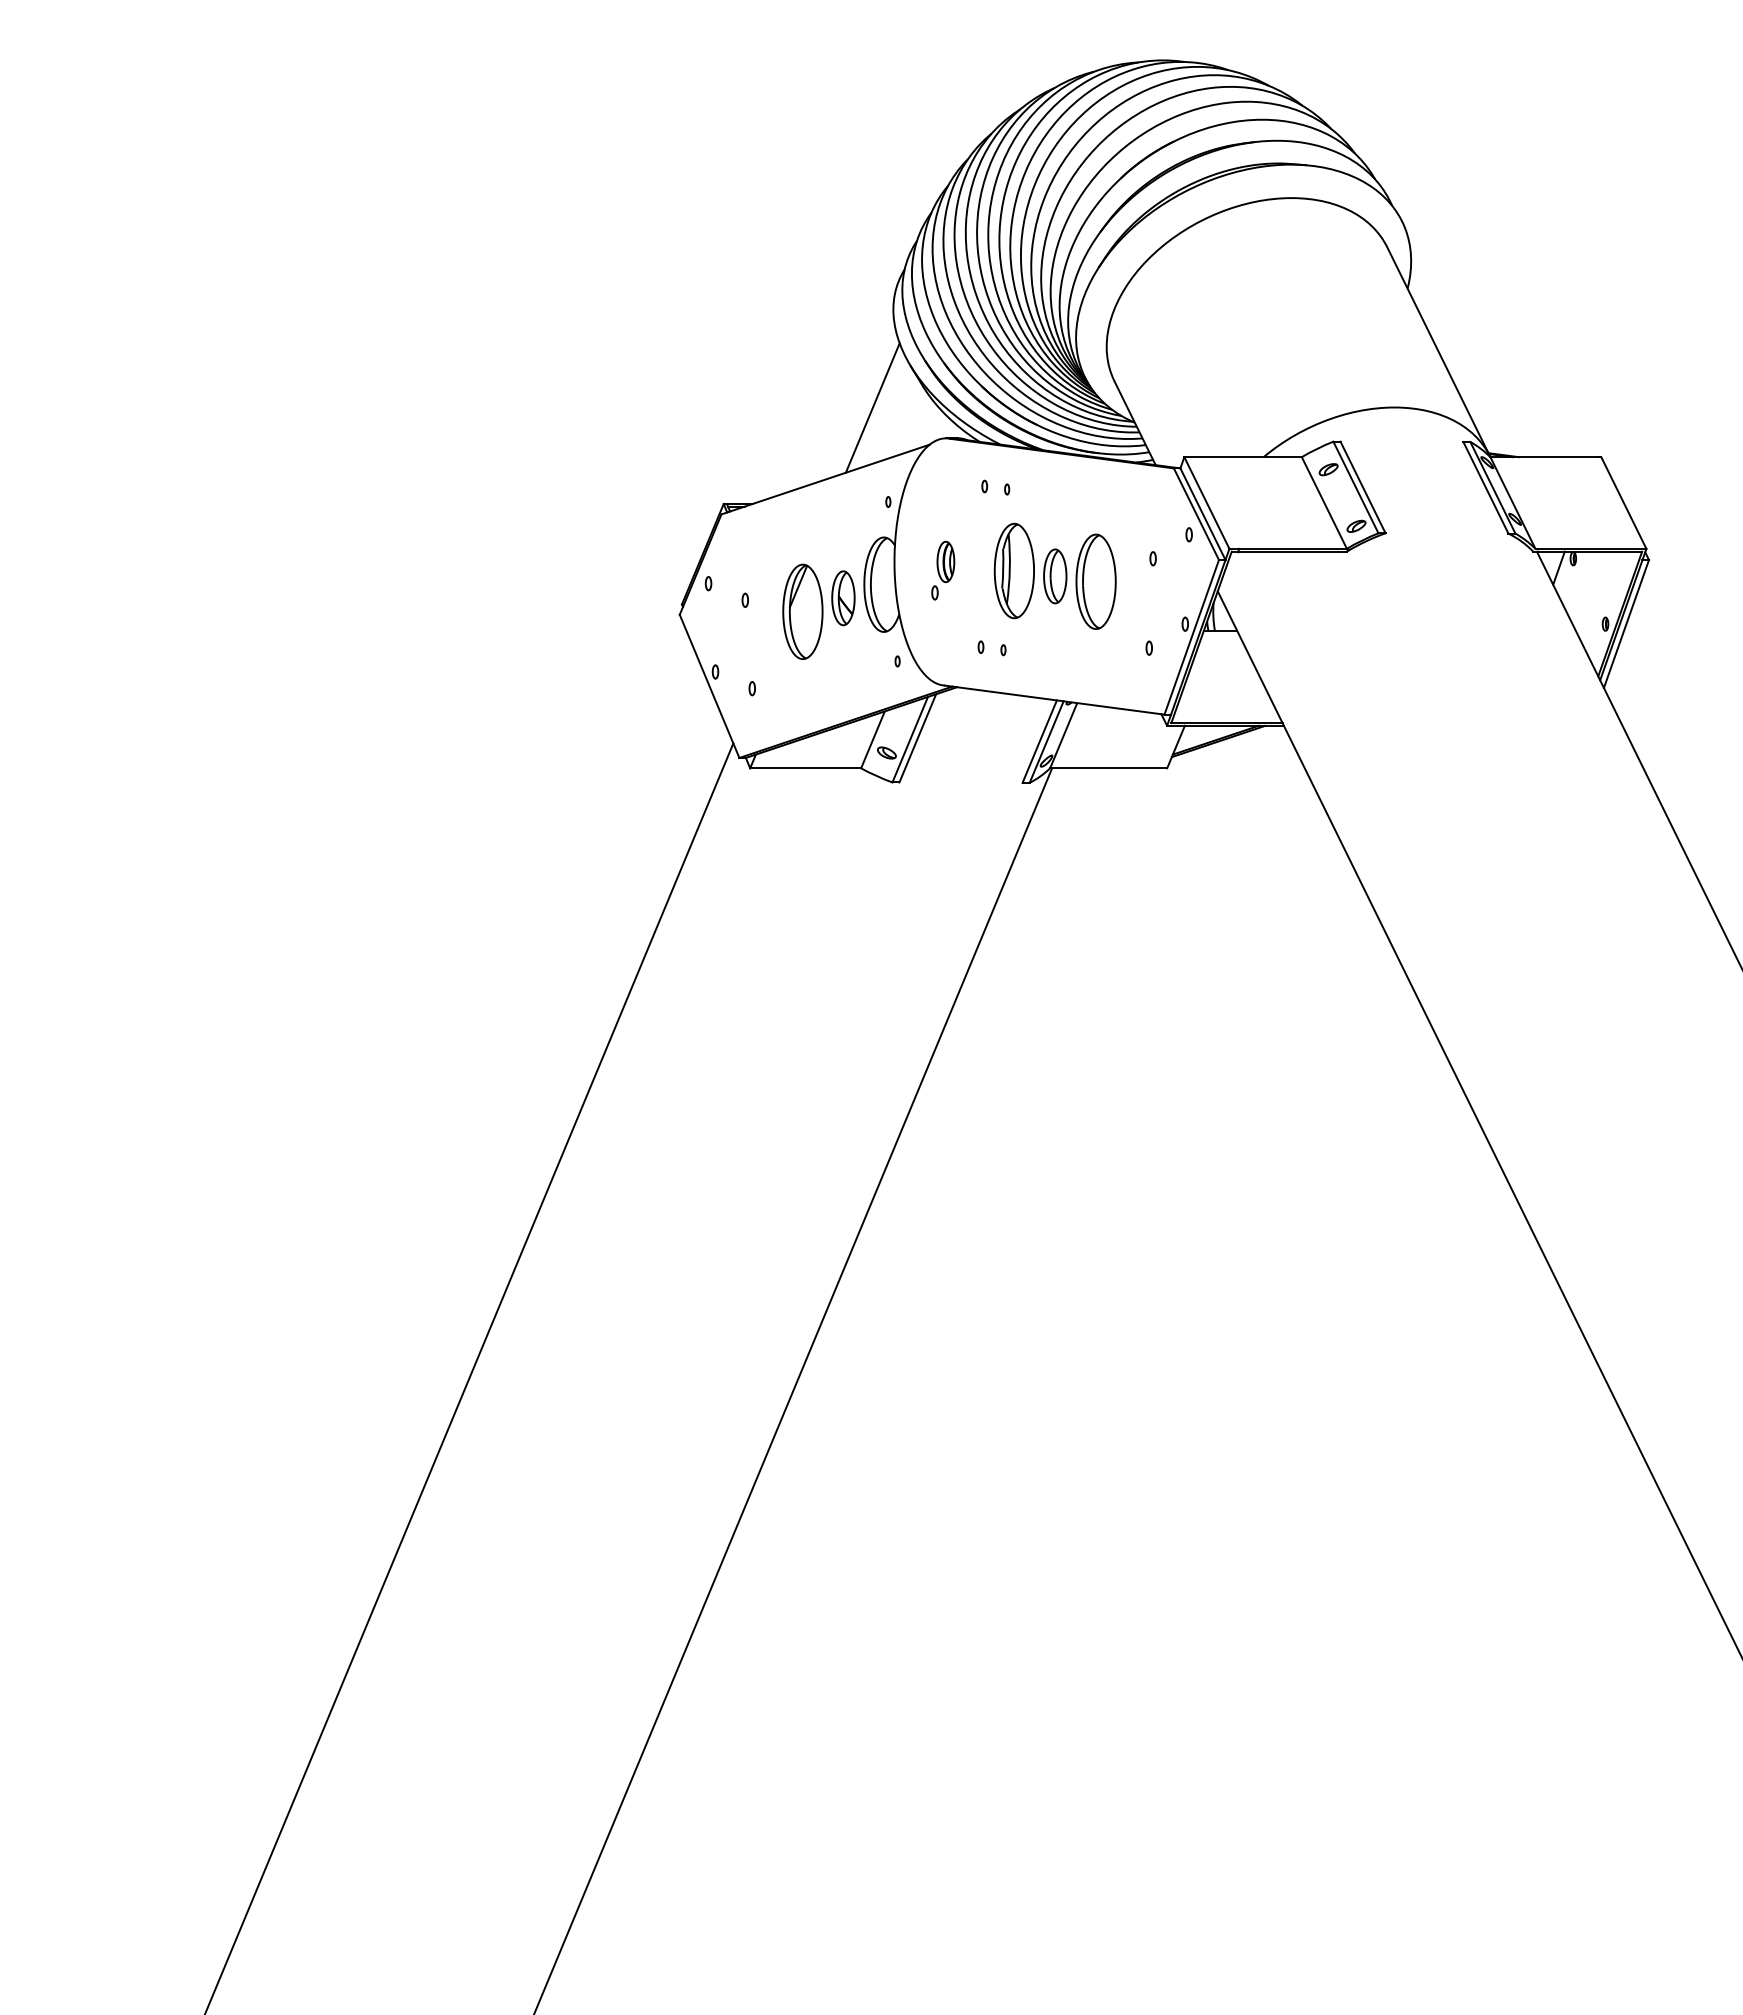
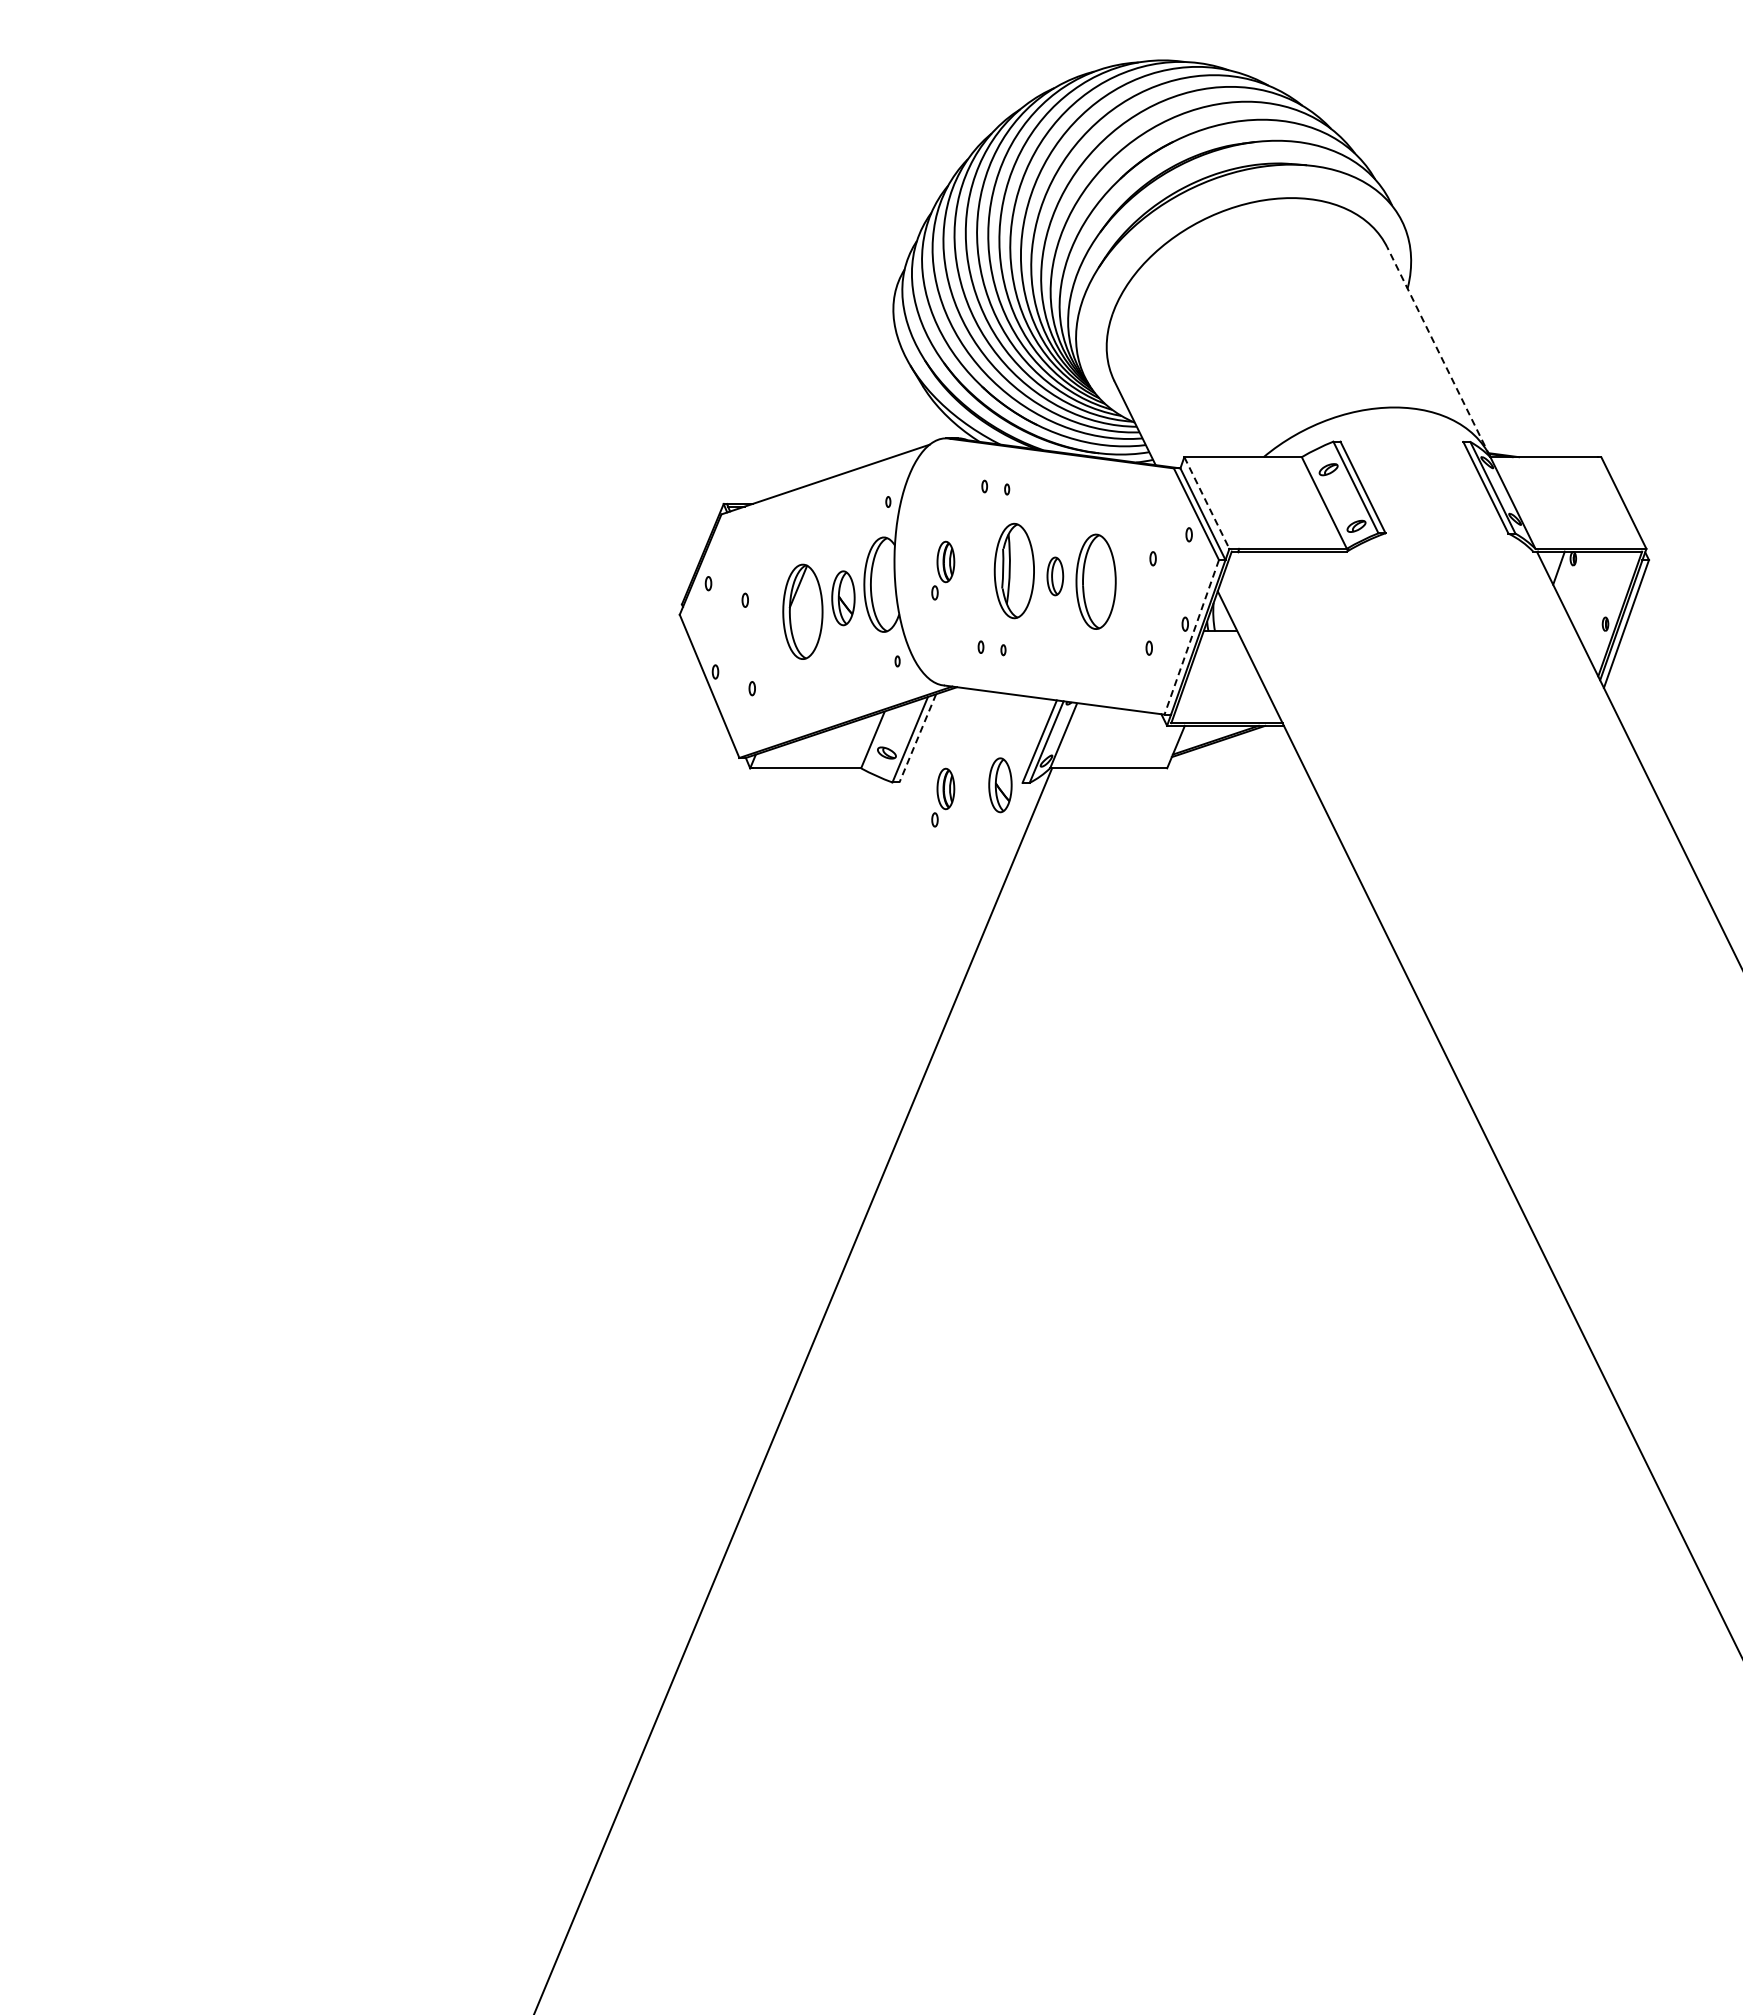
line: solid -> dashed (1438, 351)
line: present -> none (872, 407)
line: solid -> dashed (1207, 503)
part size: 25x57 px -> 19x41 px (1055, 576)
line: solid -> dashed (1191, 637)
line: solid -> dashed (917, 738)
part: none -> present (1000, 785)
part: none -> present (943, 797)
line: present -> none (469, 1377)
